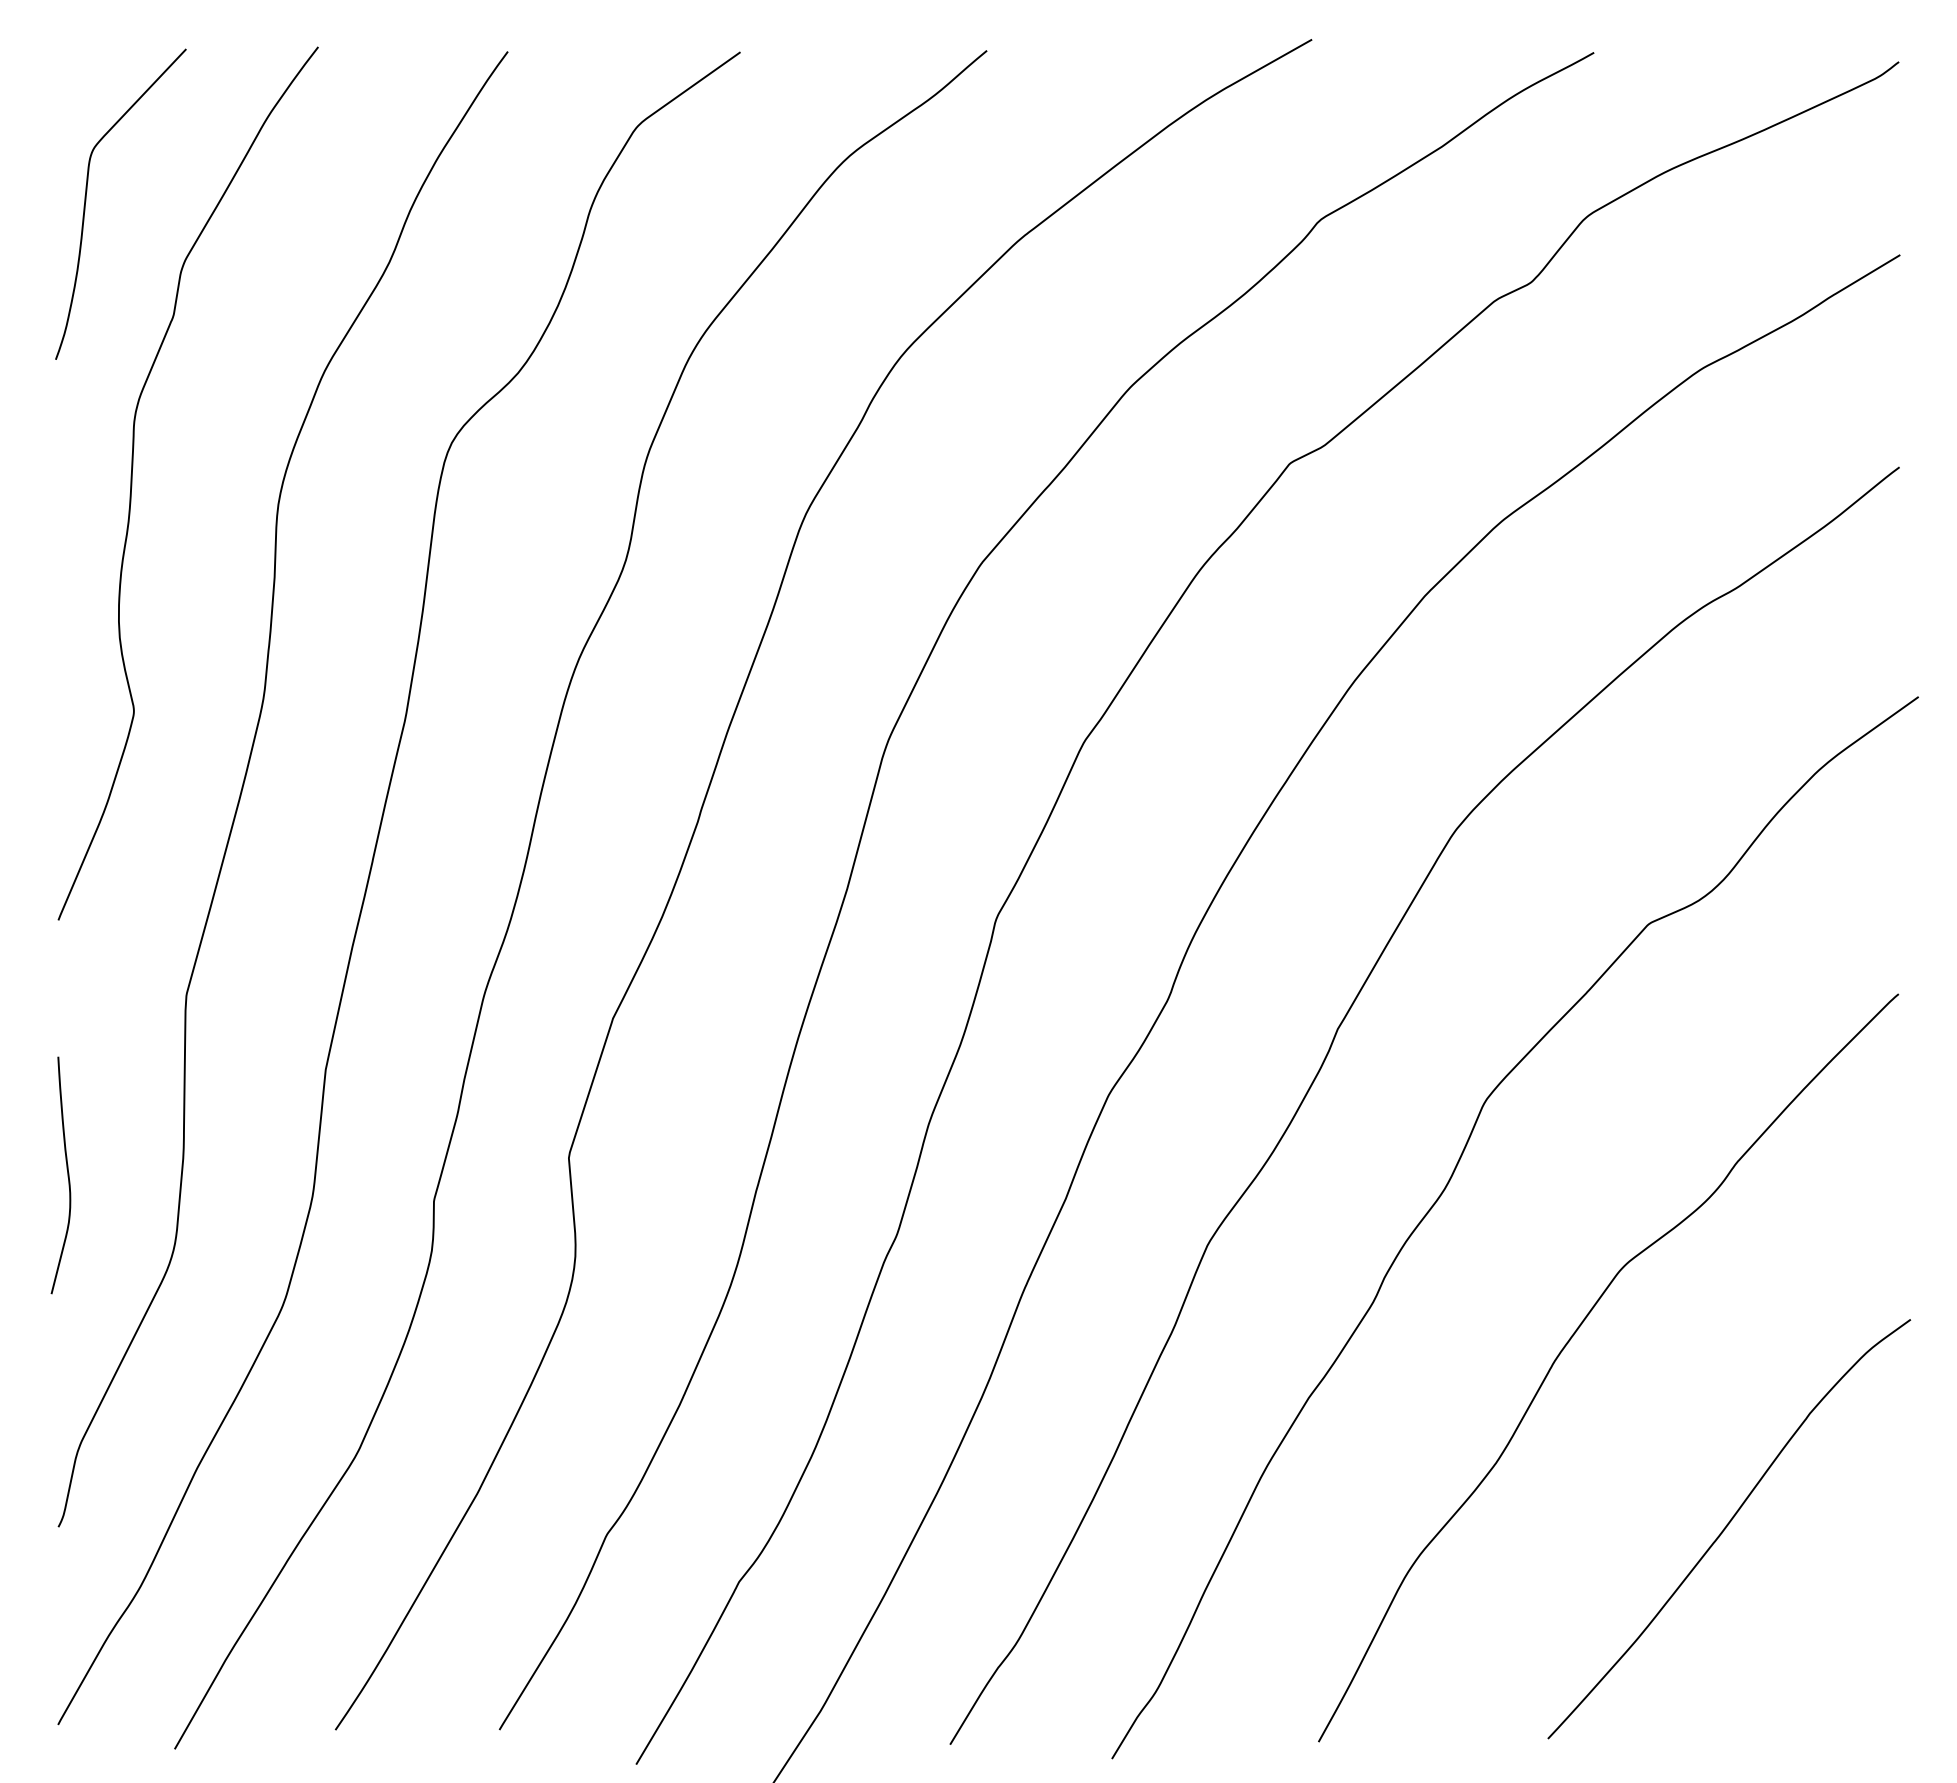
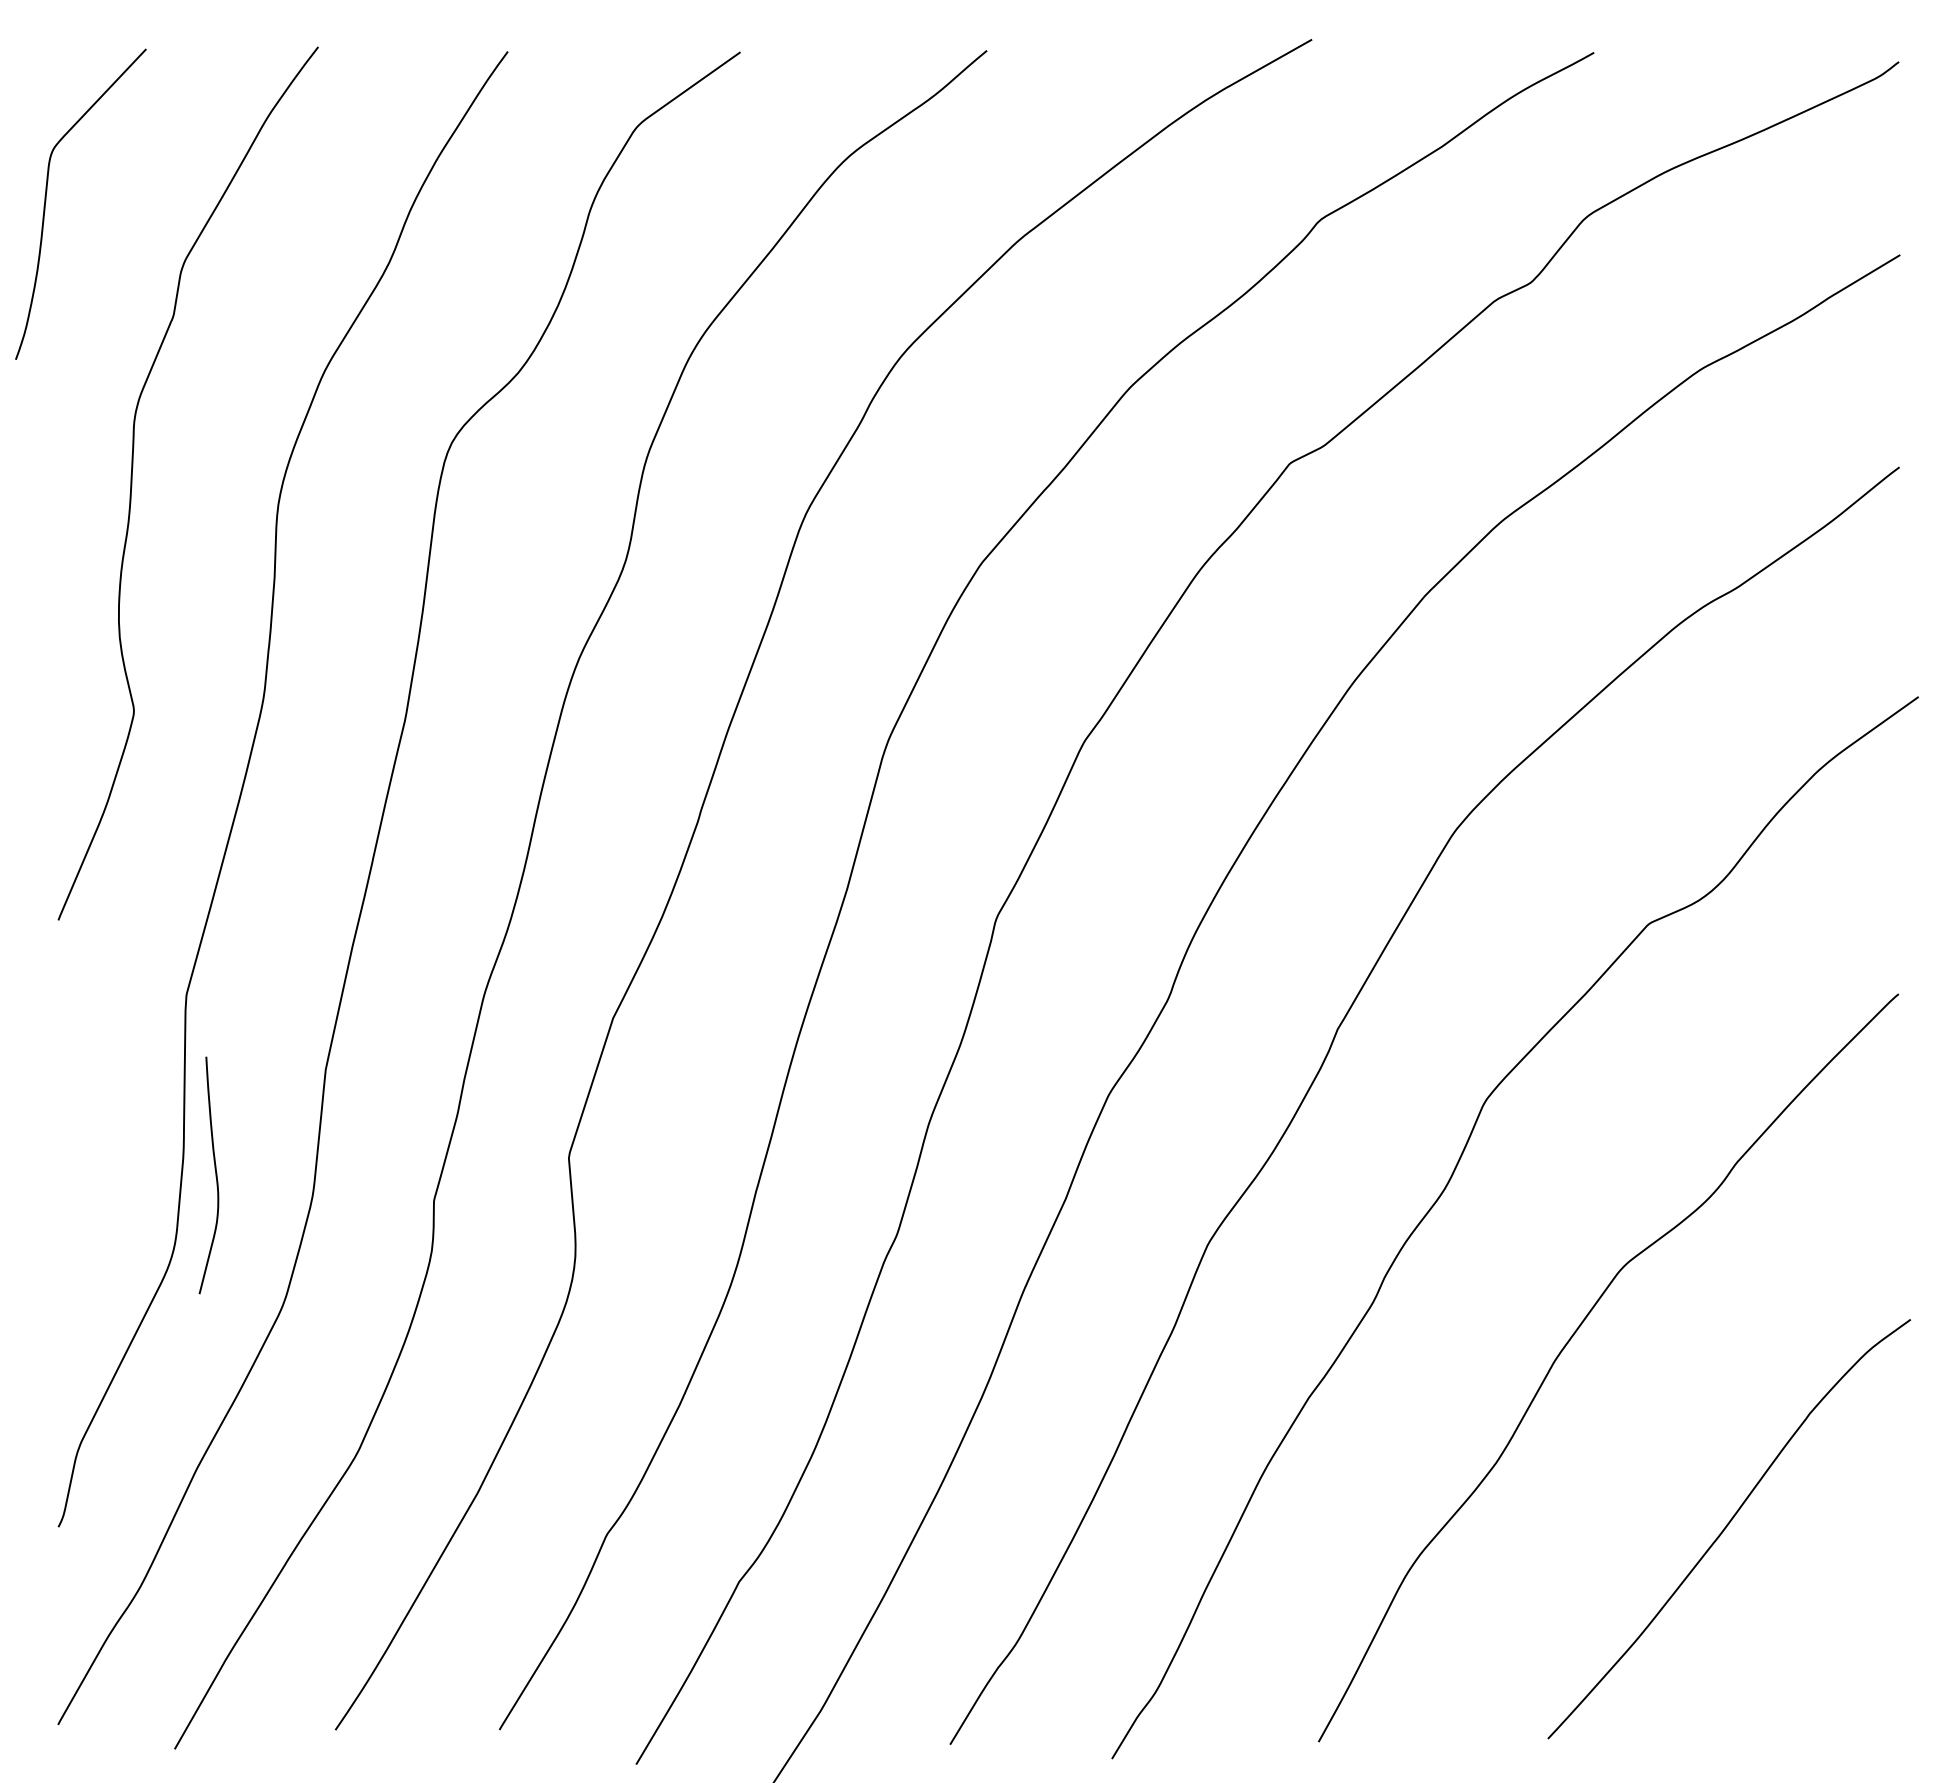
curve position: (86, 201) -> (46, 201) (46, 201)
curve position: (67, 1175) -> (215, 1175) (215, 1175)
